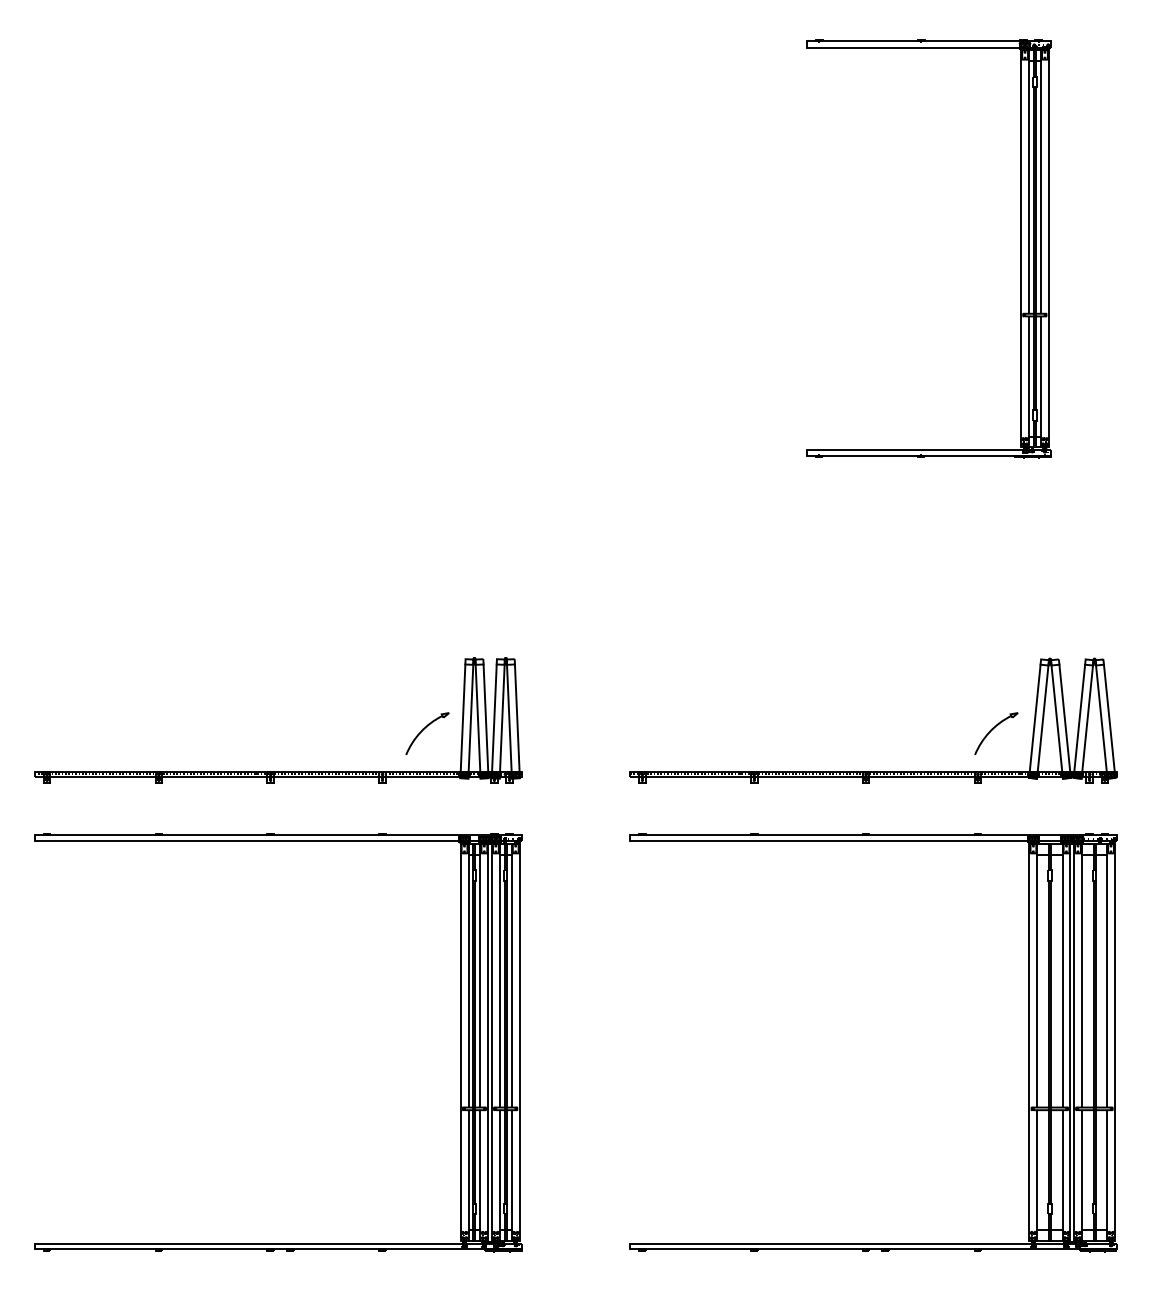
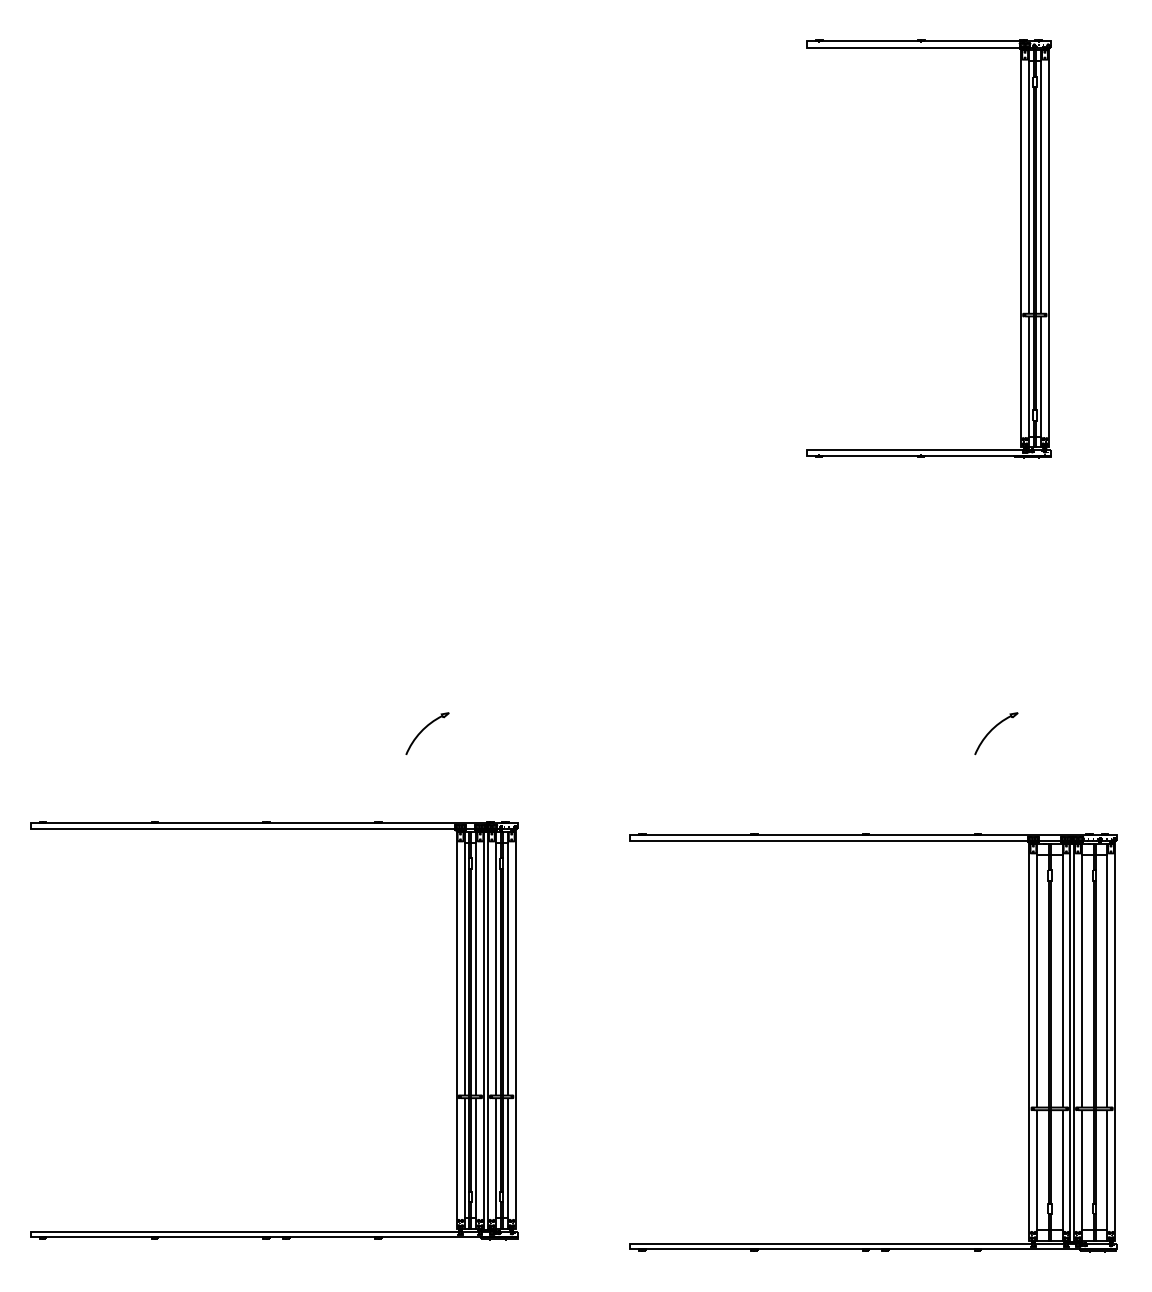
part: present -> none (278, 771)
part: present -> none (873, 771)
part position: (460, 1042) -> (456, 1030) (456, 1030)
